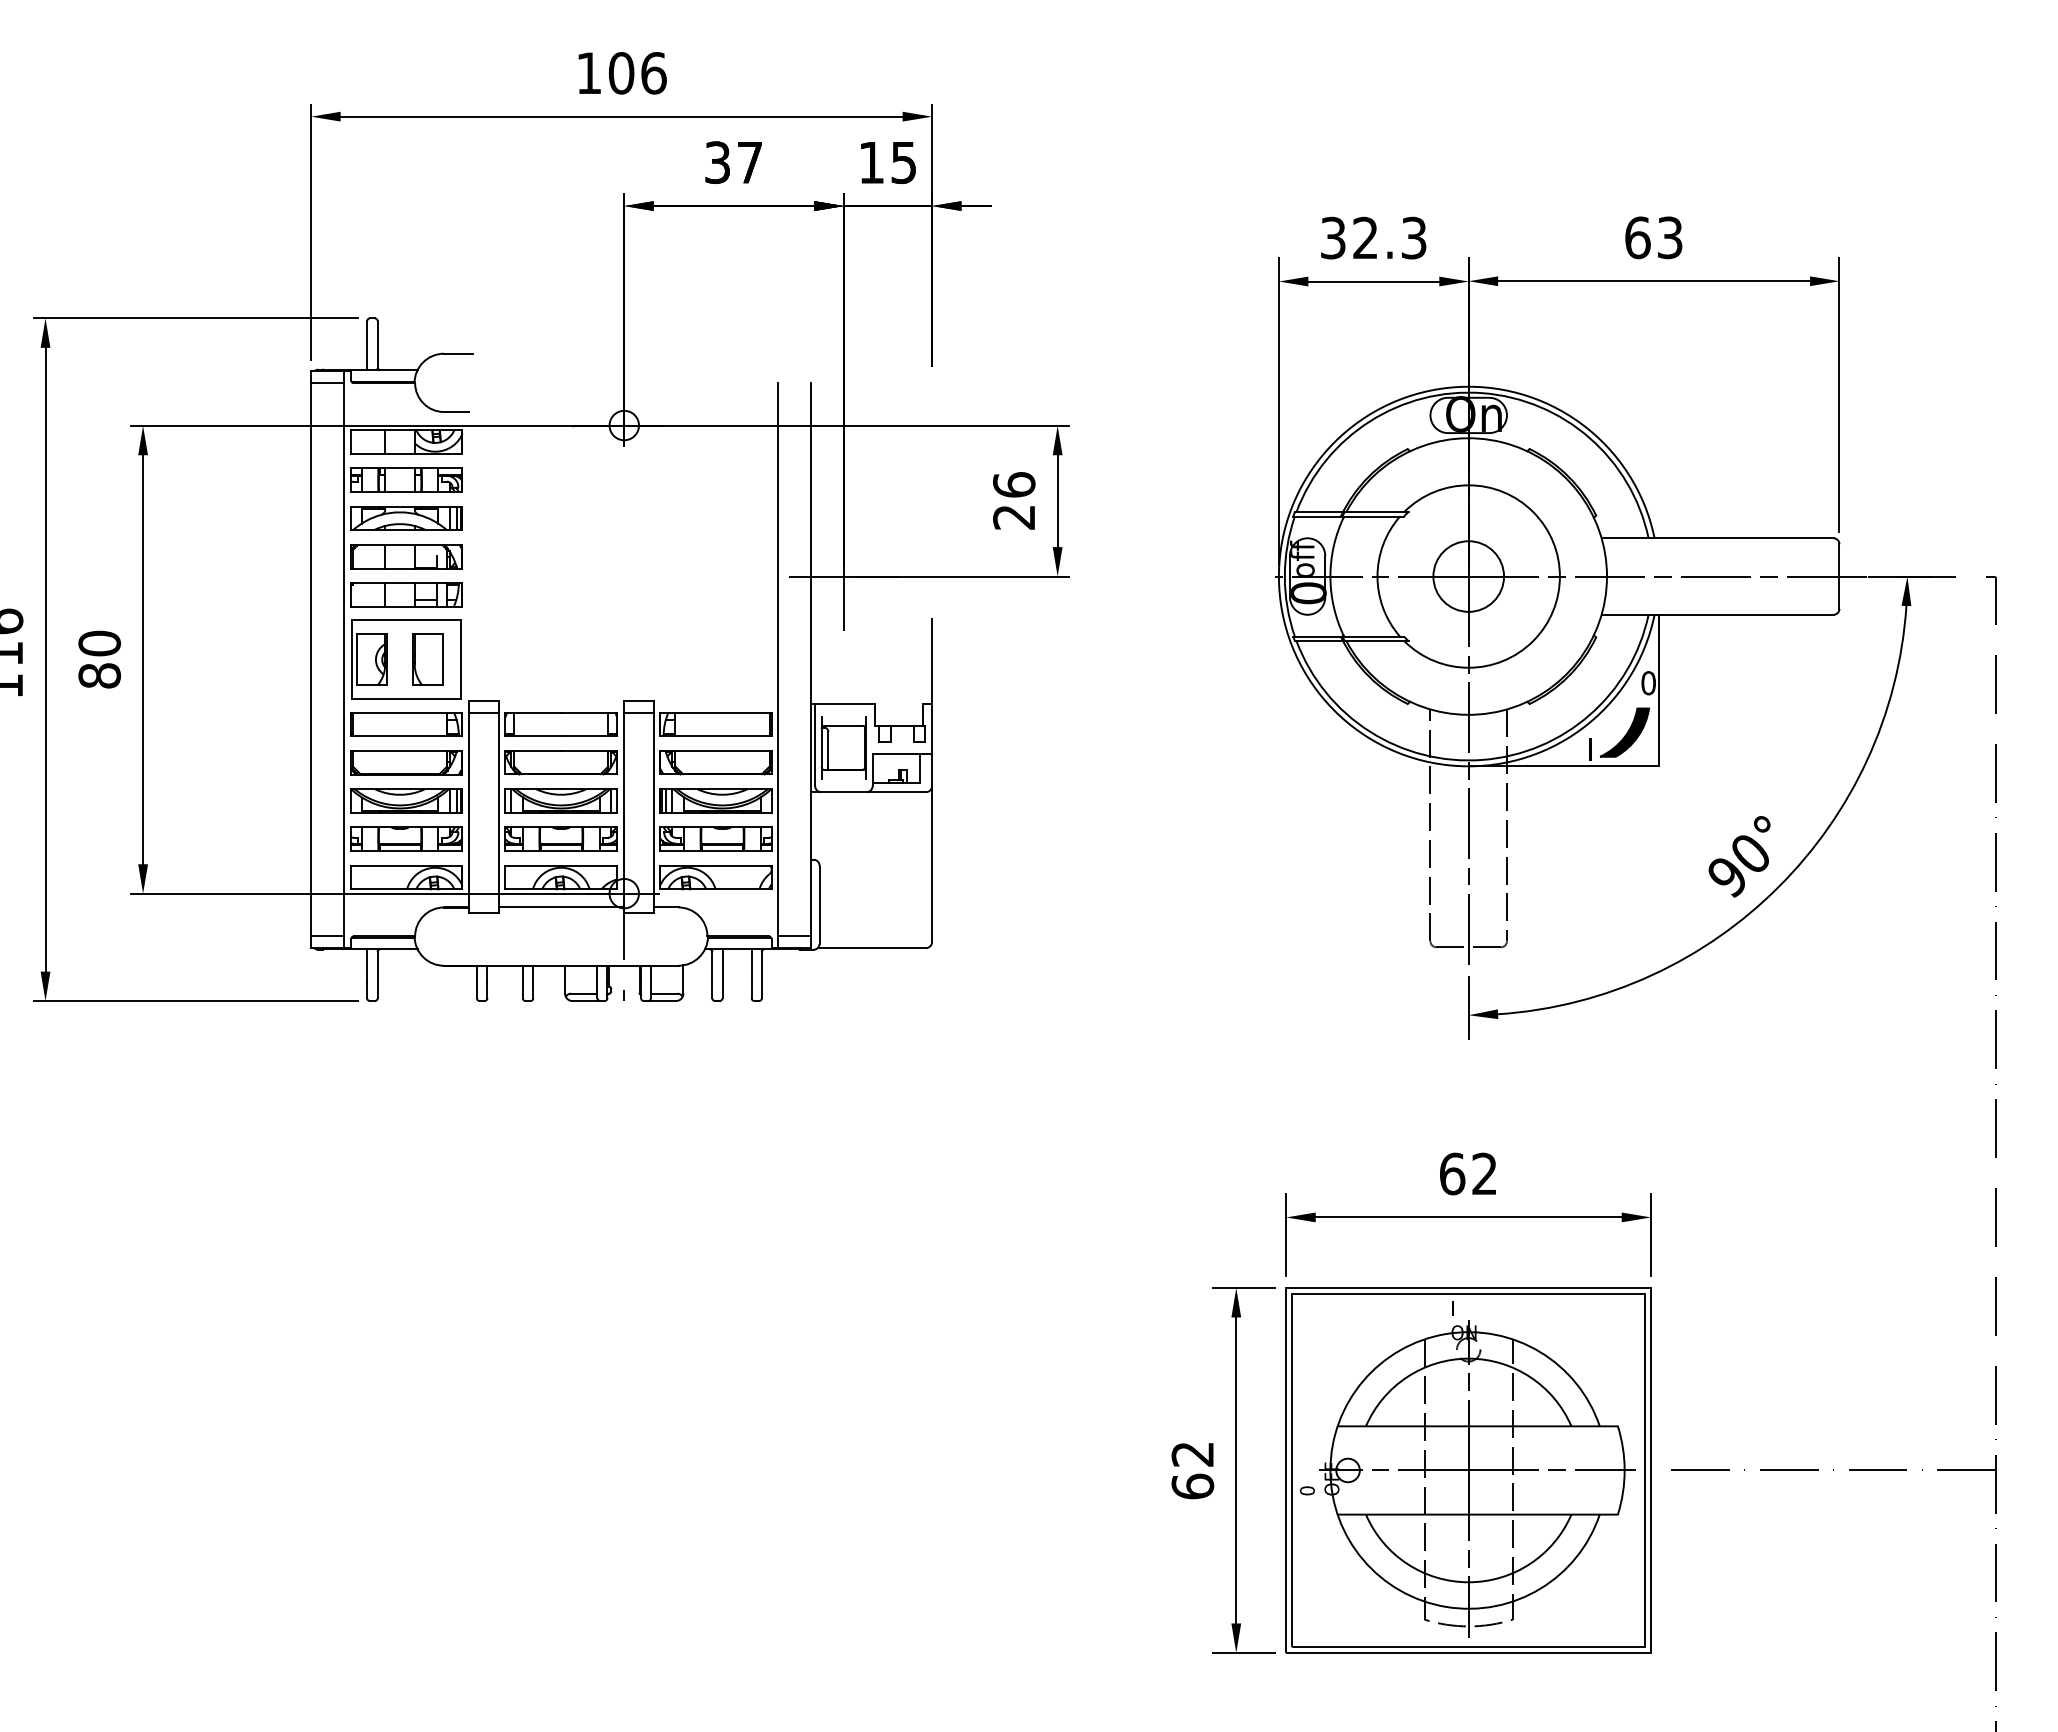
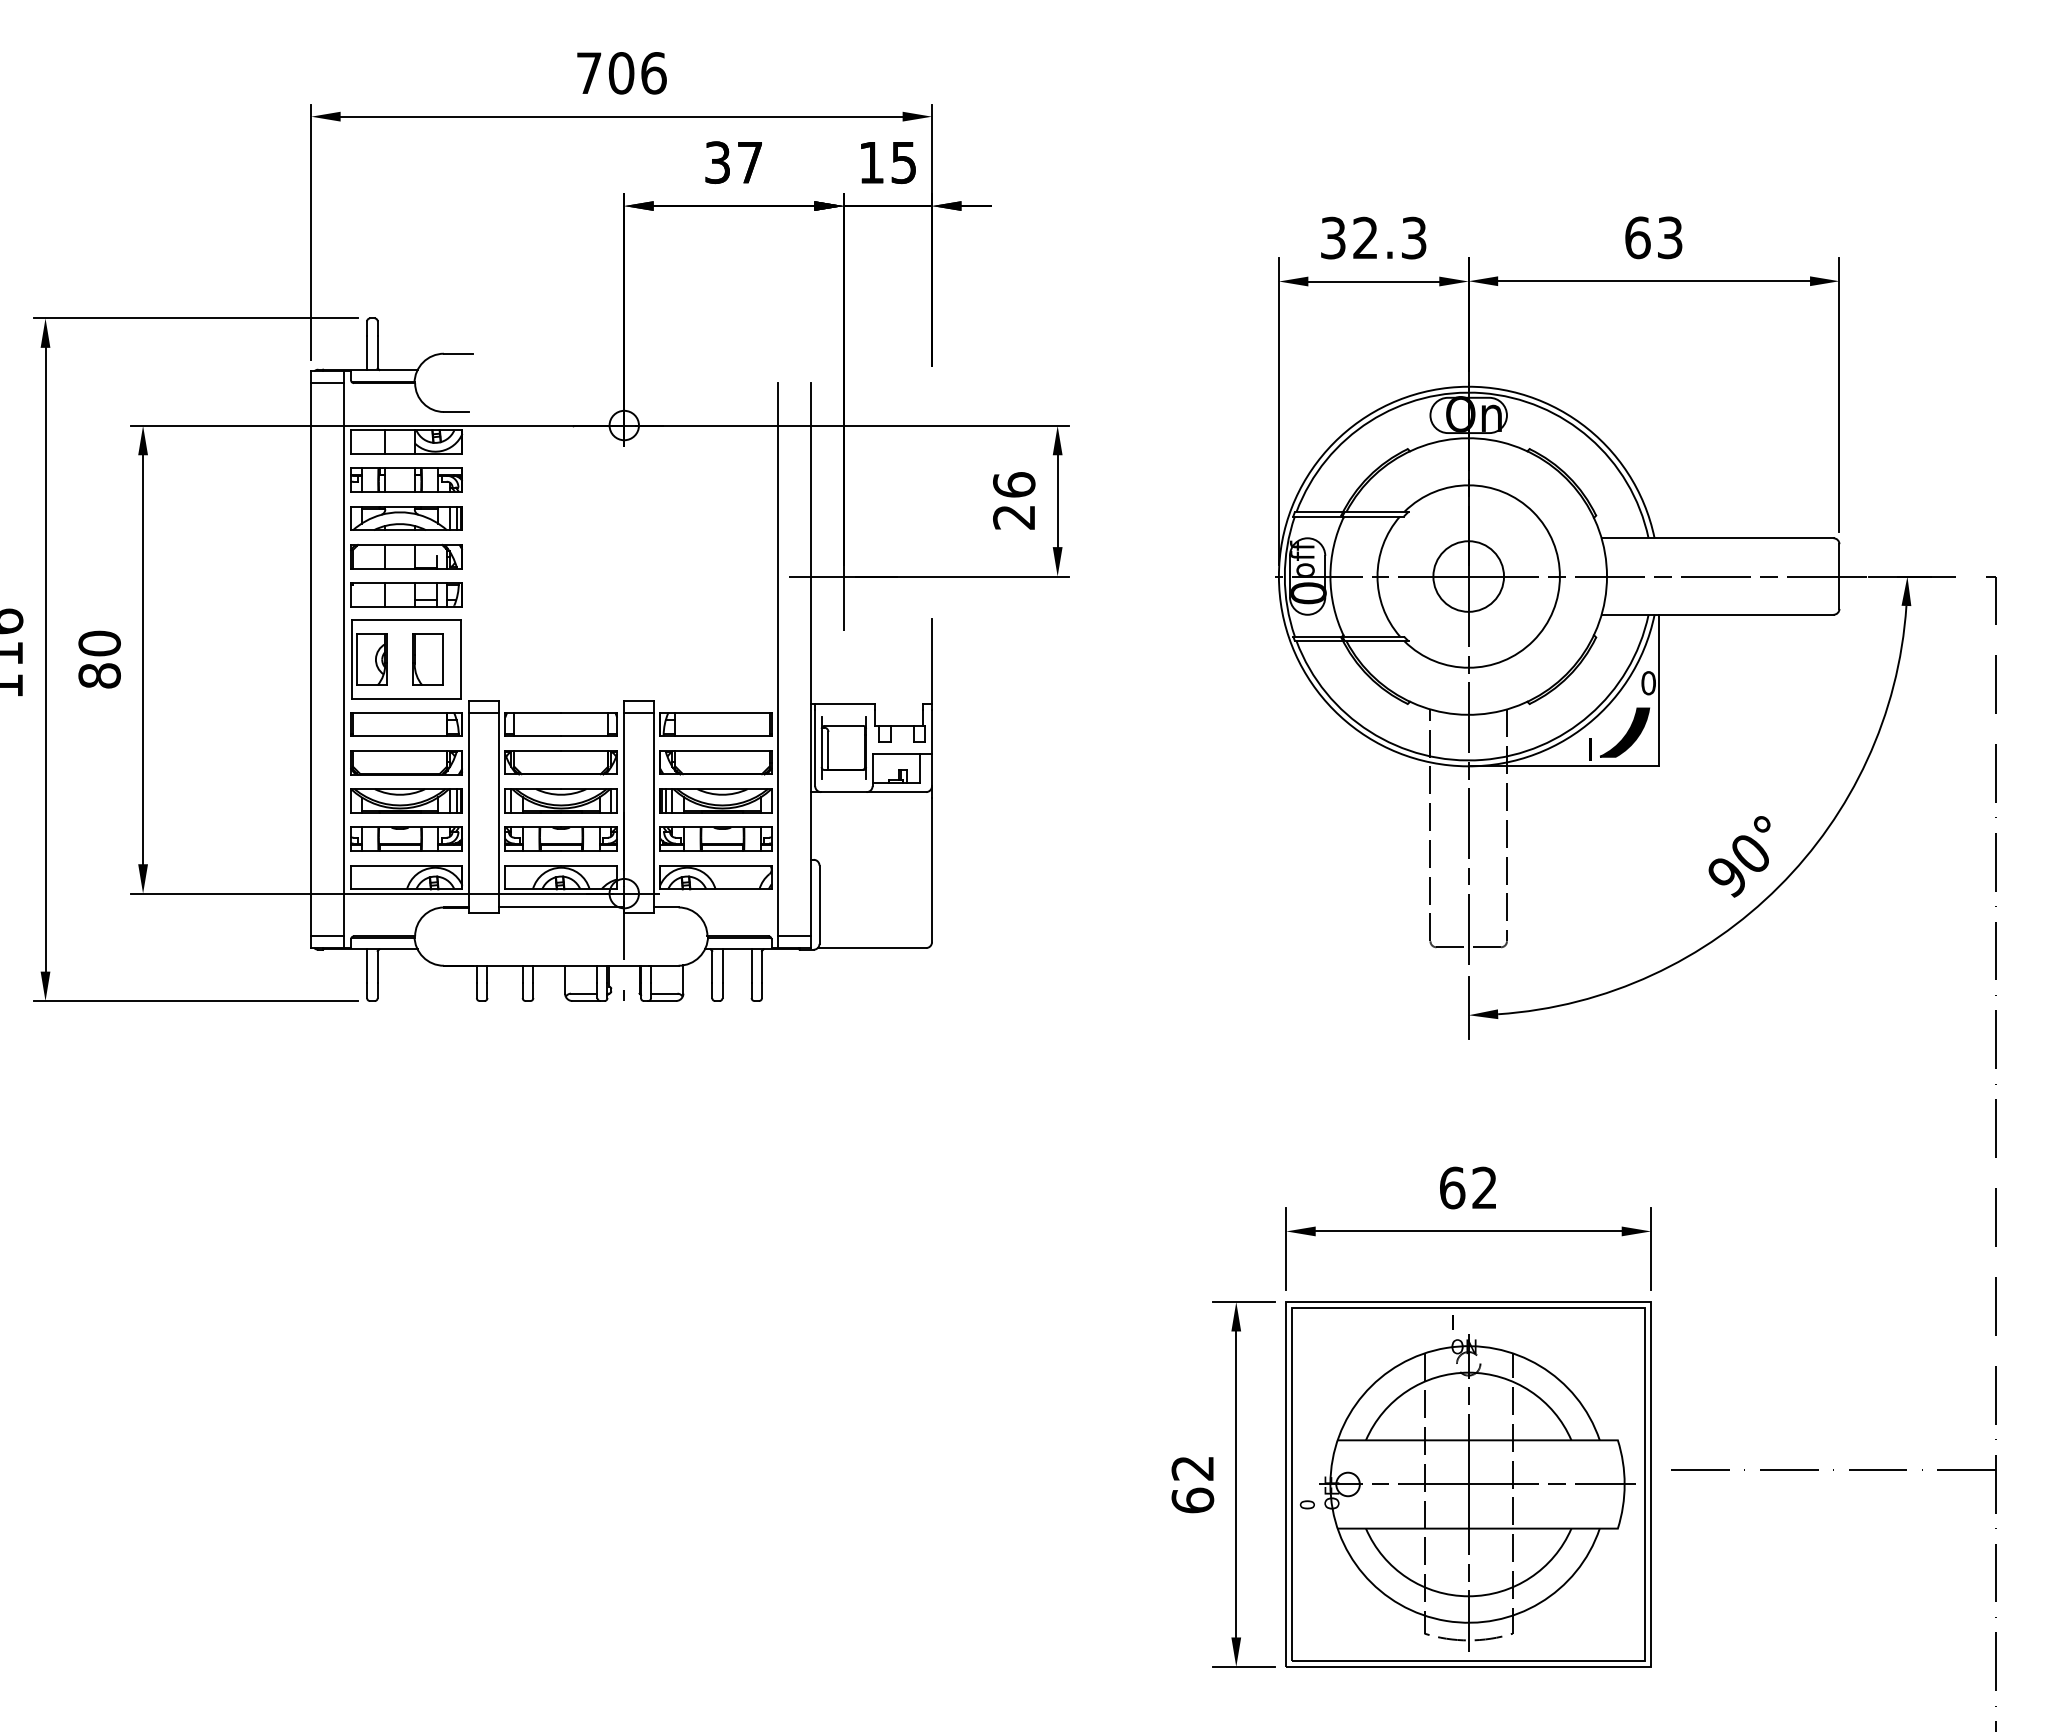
text: 106 -> 706 (589, 72)
part position: (1411, 1402) -> (1411, 1416) (1411, 1416)
